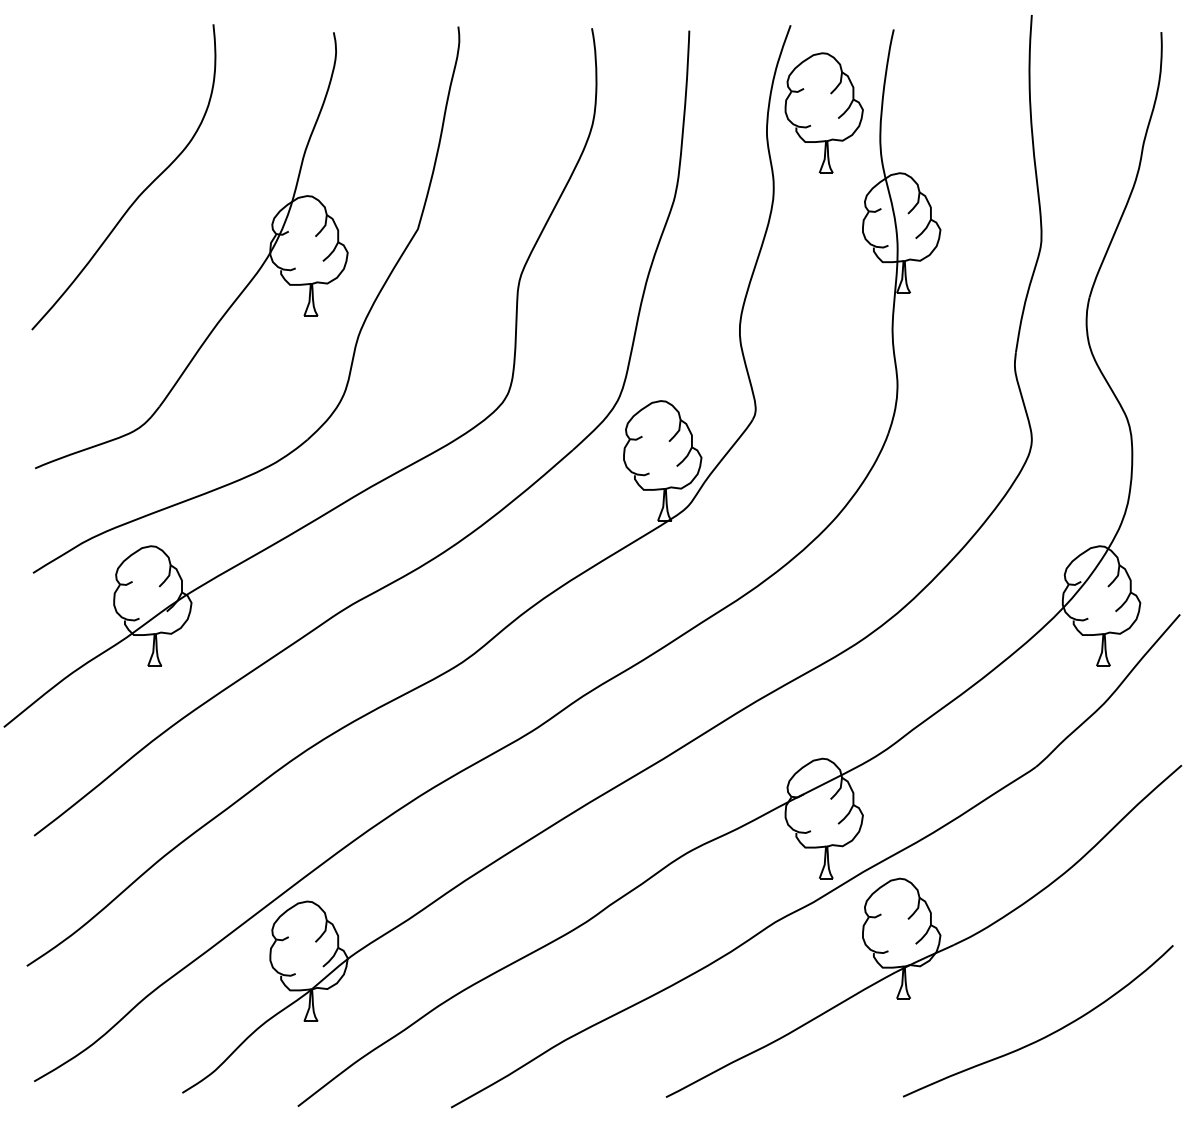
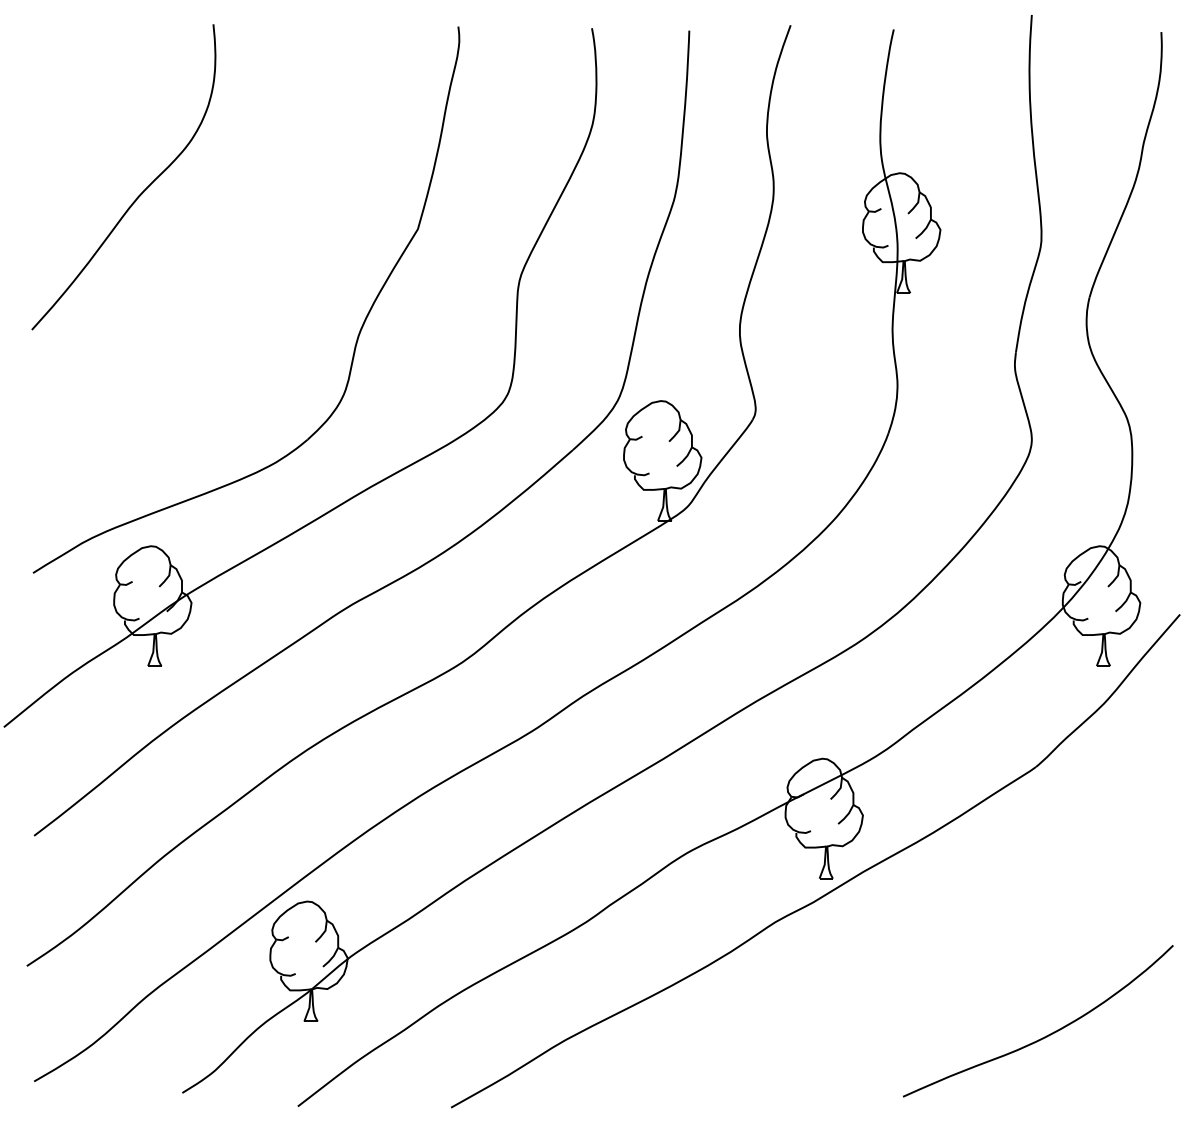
part: present -> none (823, 112)
part: present -> none (243, 288)
part: present -> none (923, 930)
